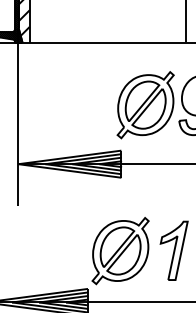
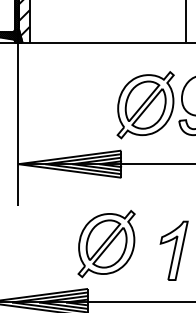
part position: (120, 251) -> (106, 244) (106, 244)
